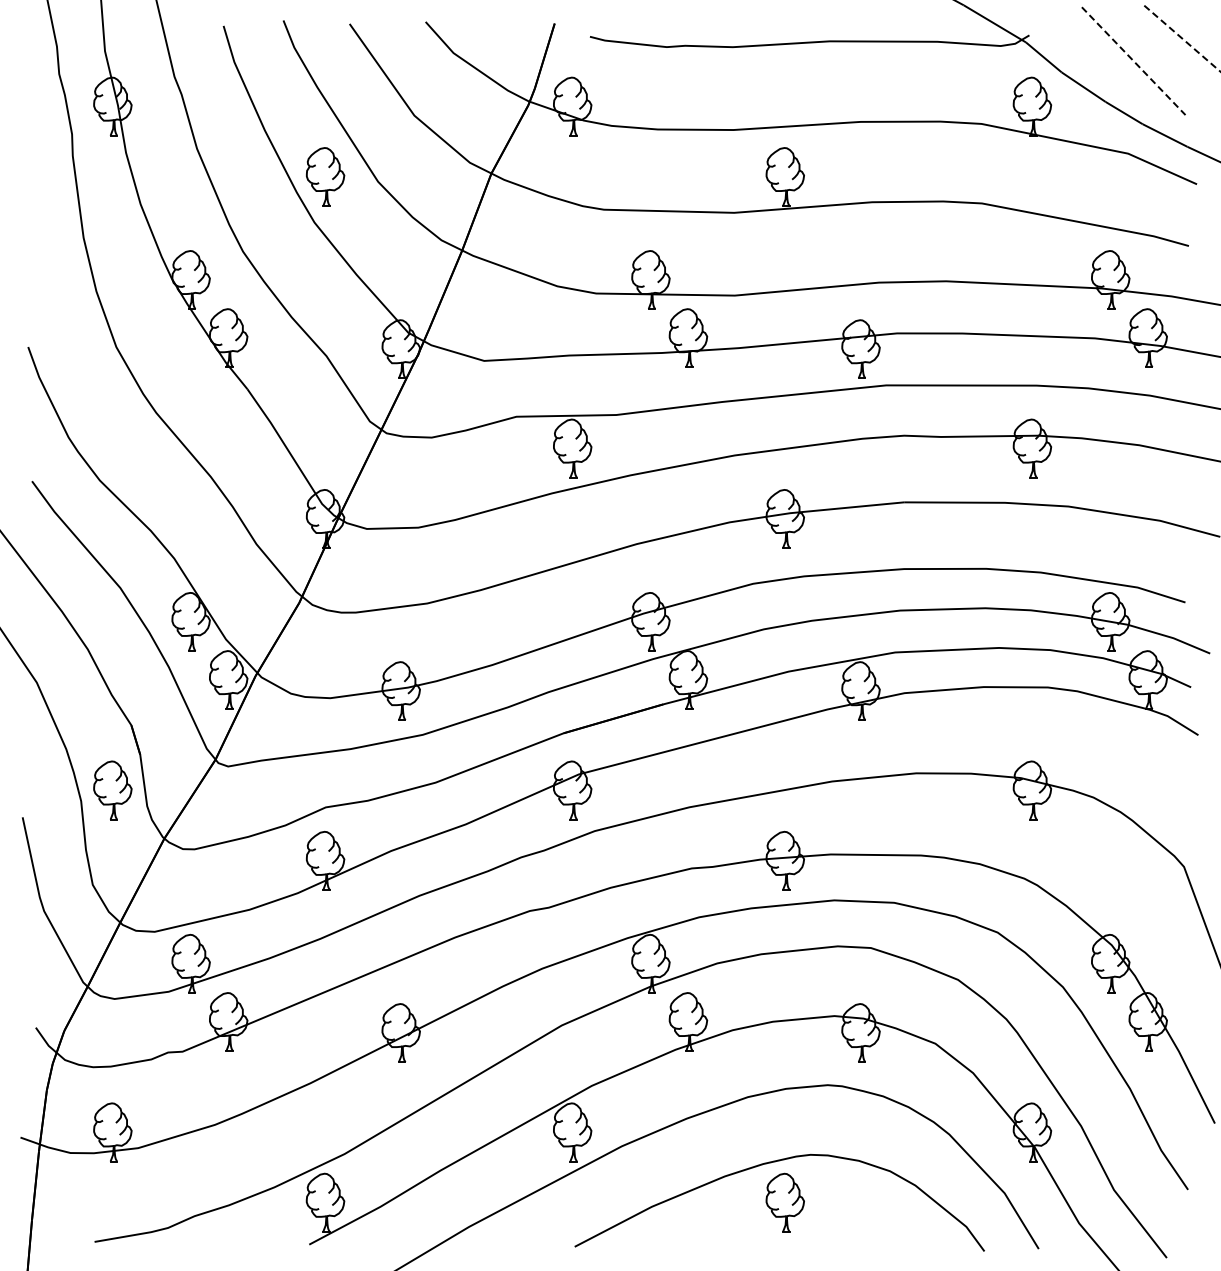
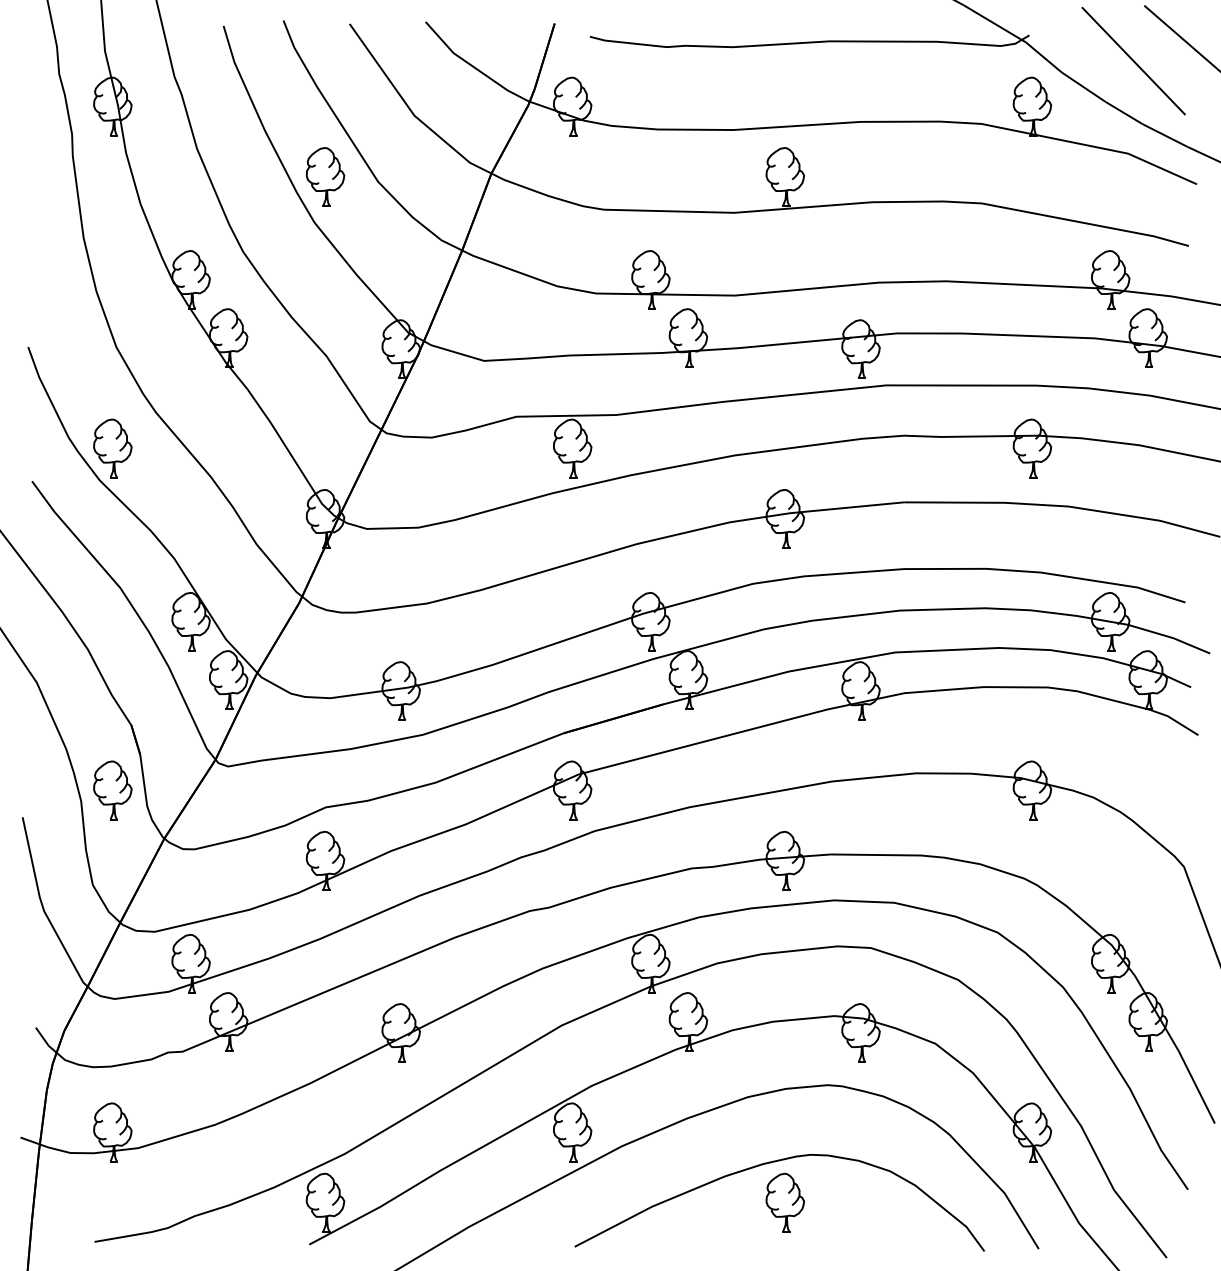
line: dashed -> solid (1182, 39)
line: dashed -> solid (1133, 61)
part: none -> present (112, 448)
